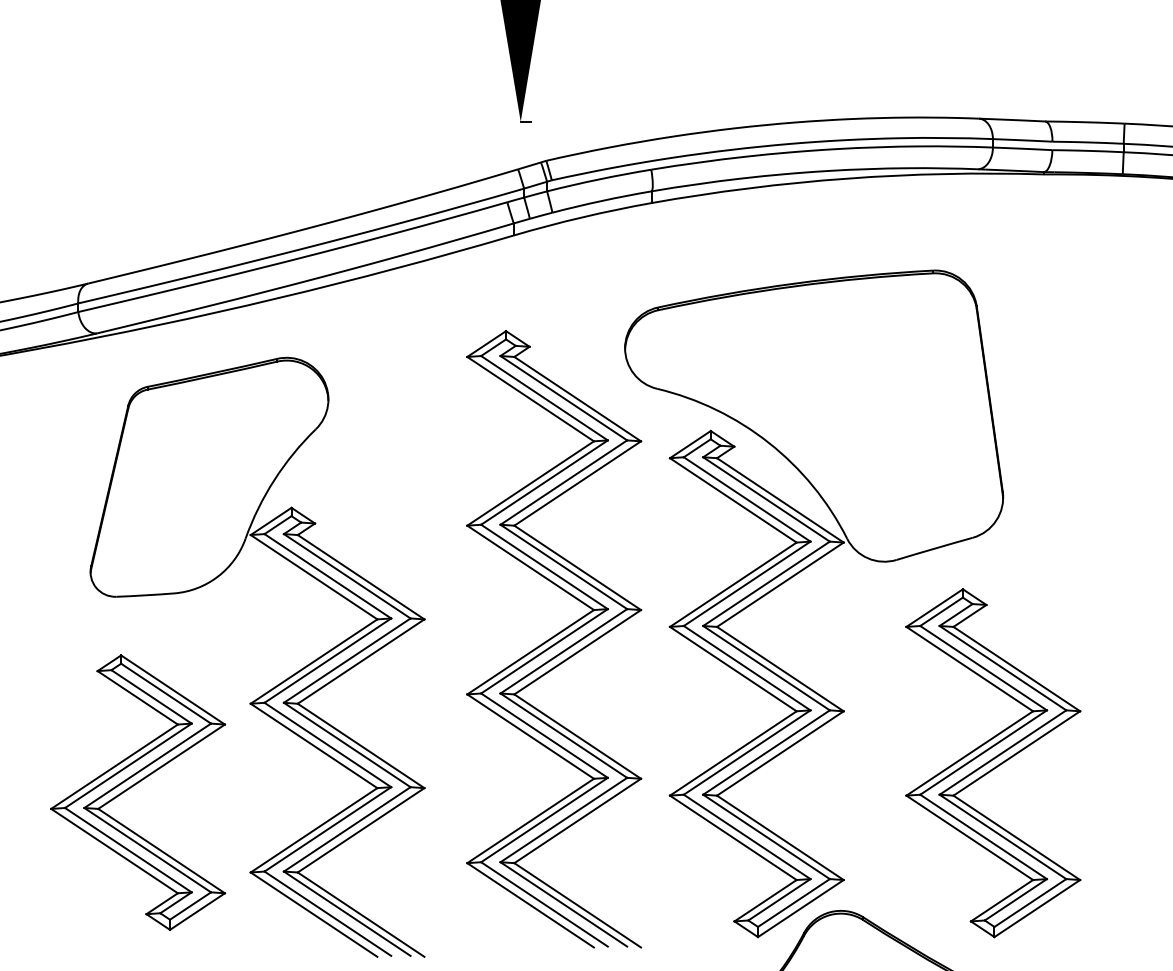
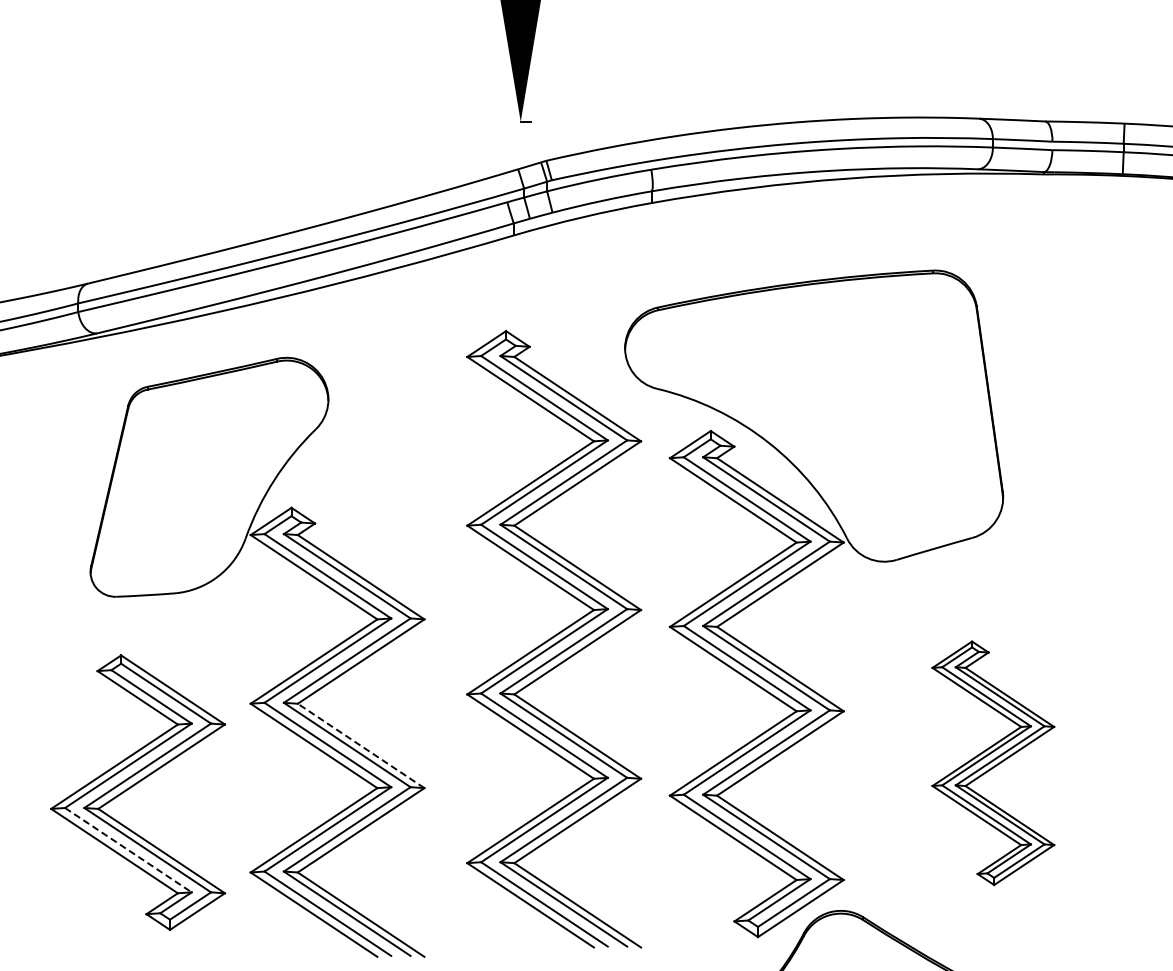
line: solid -> dashed (360, 745)
part size: 177x351 px -> 125x247 px (993, 763)
line: solid -> dashed (128, 850)
